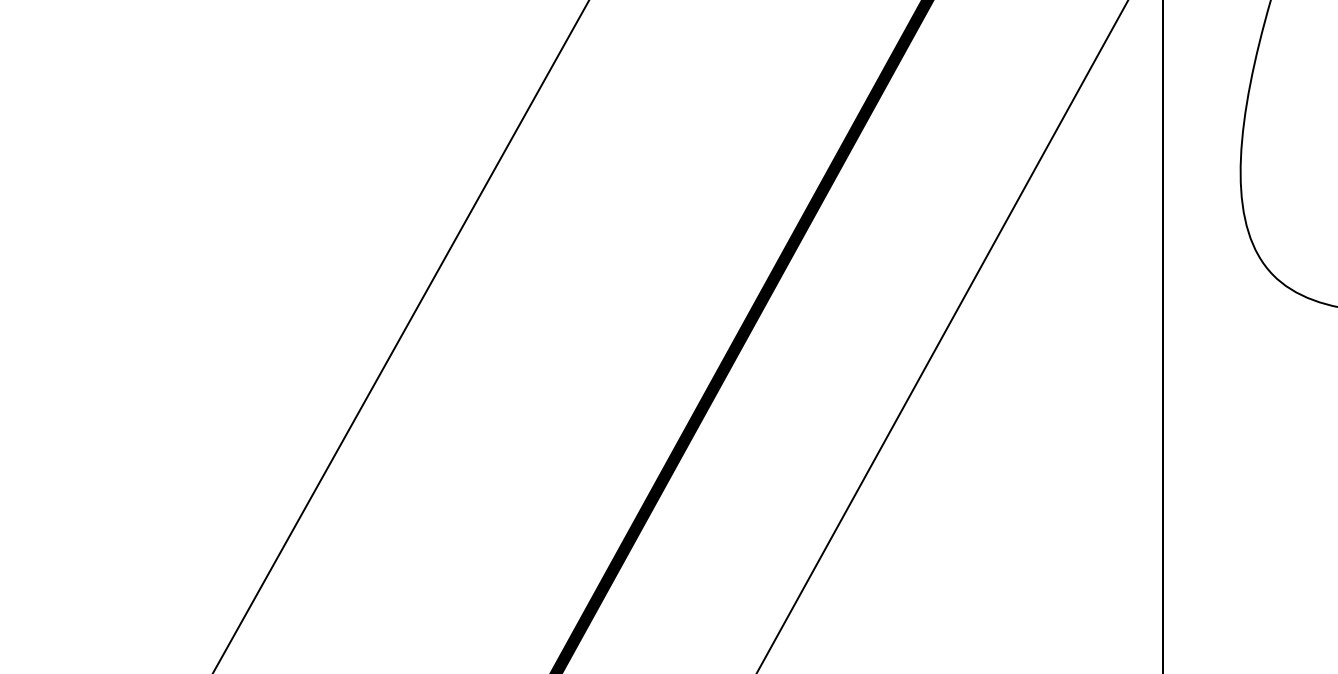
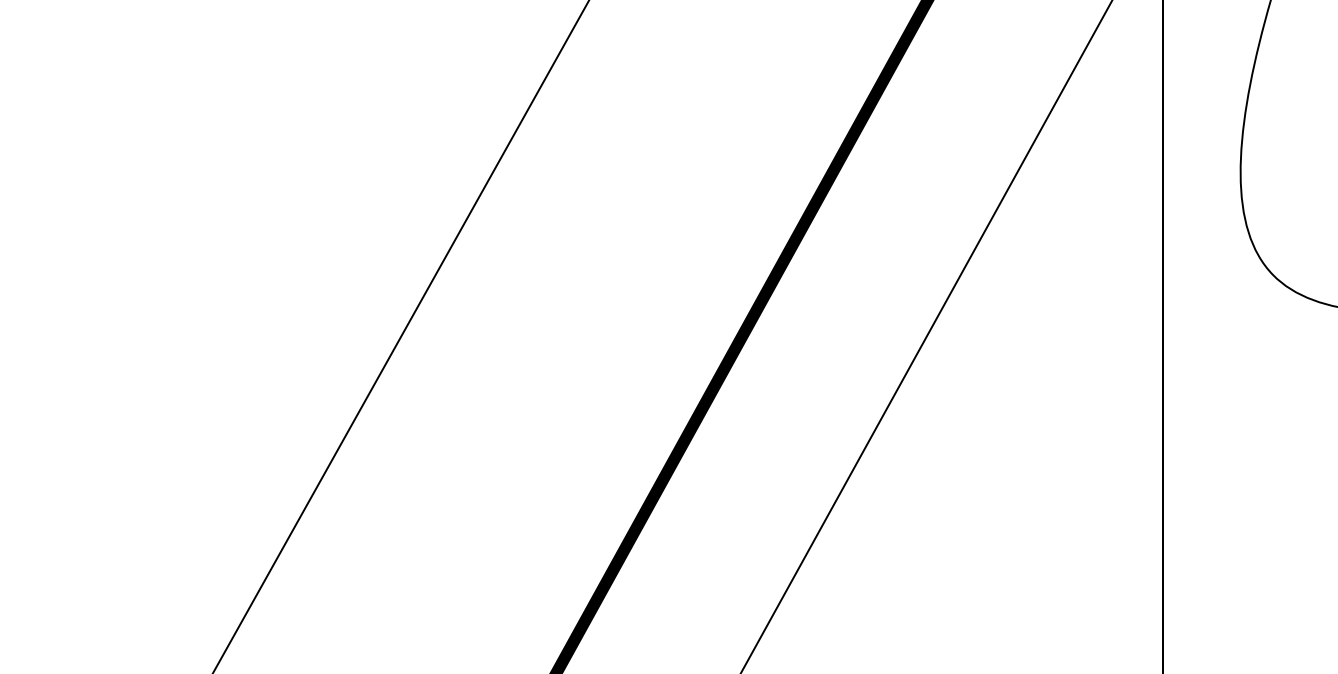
line position: (942, 336) -> (926, 336) (926, 336)
